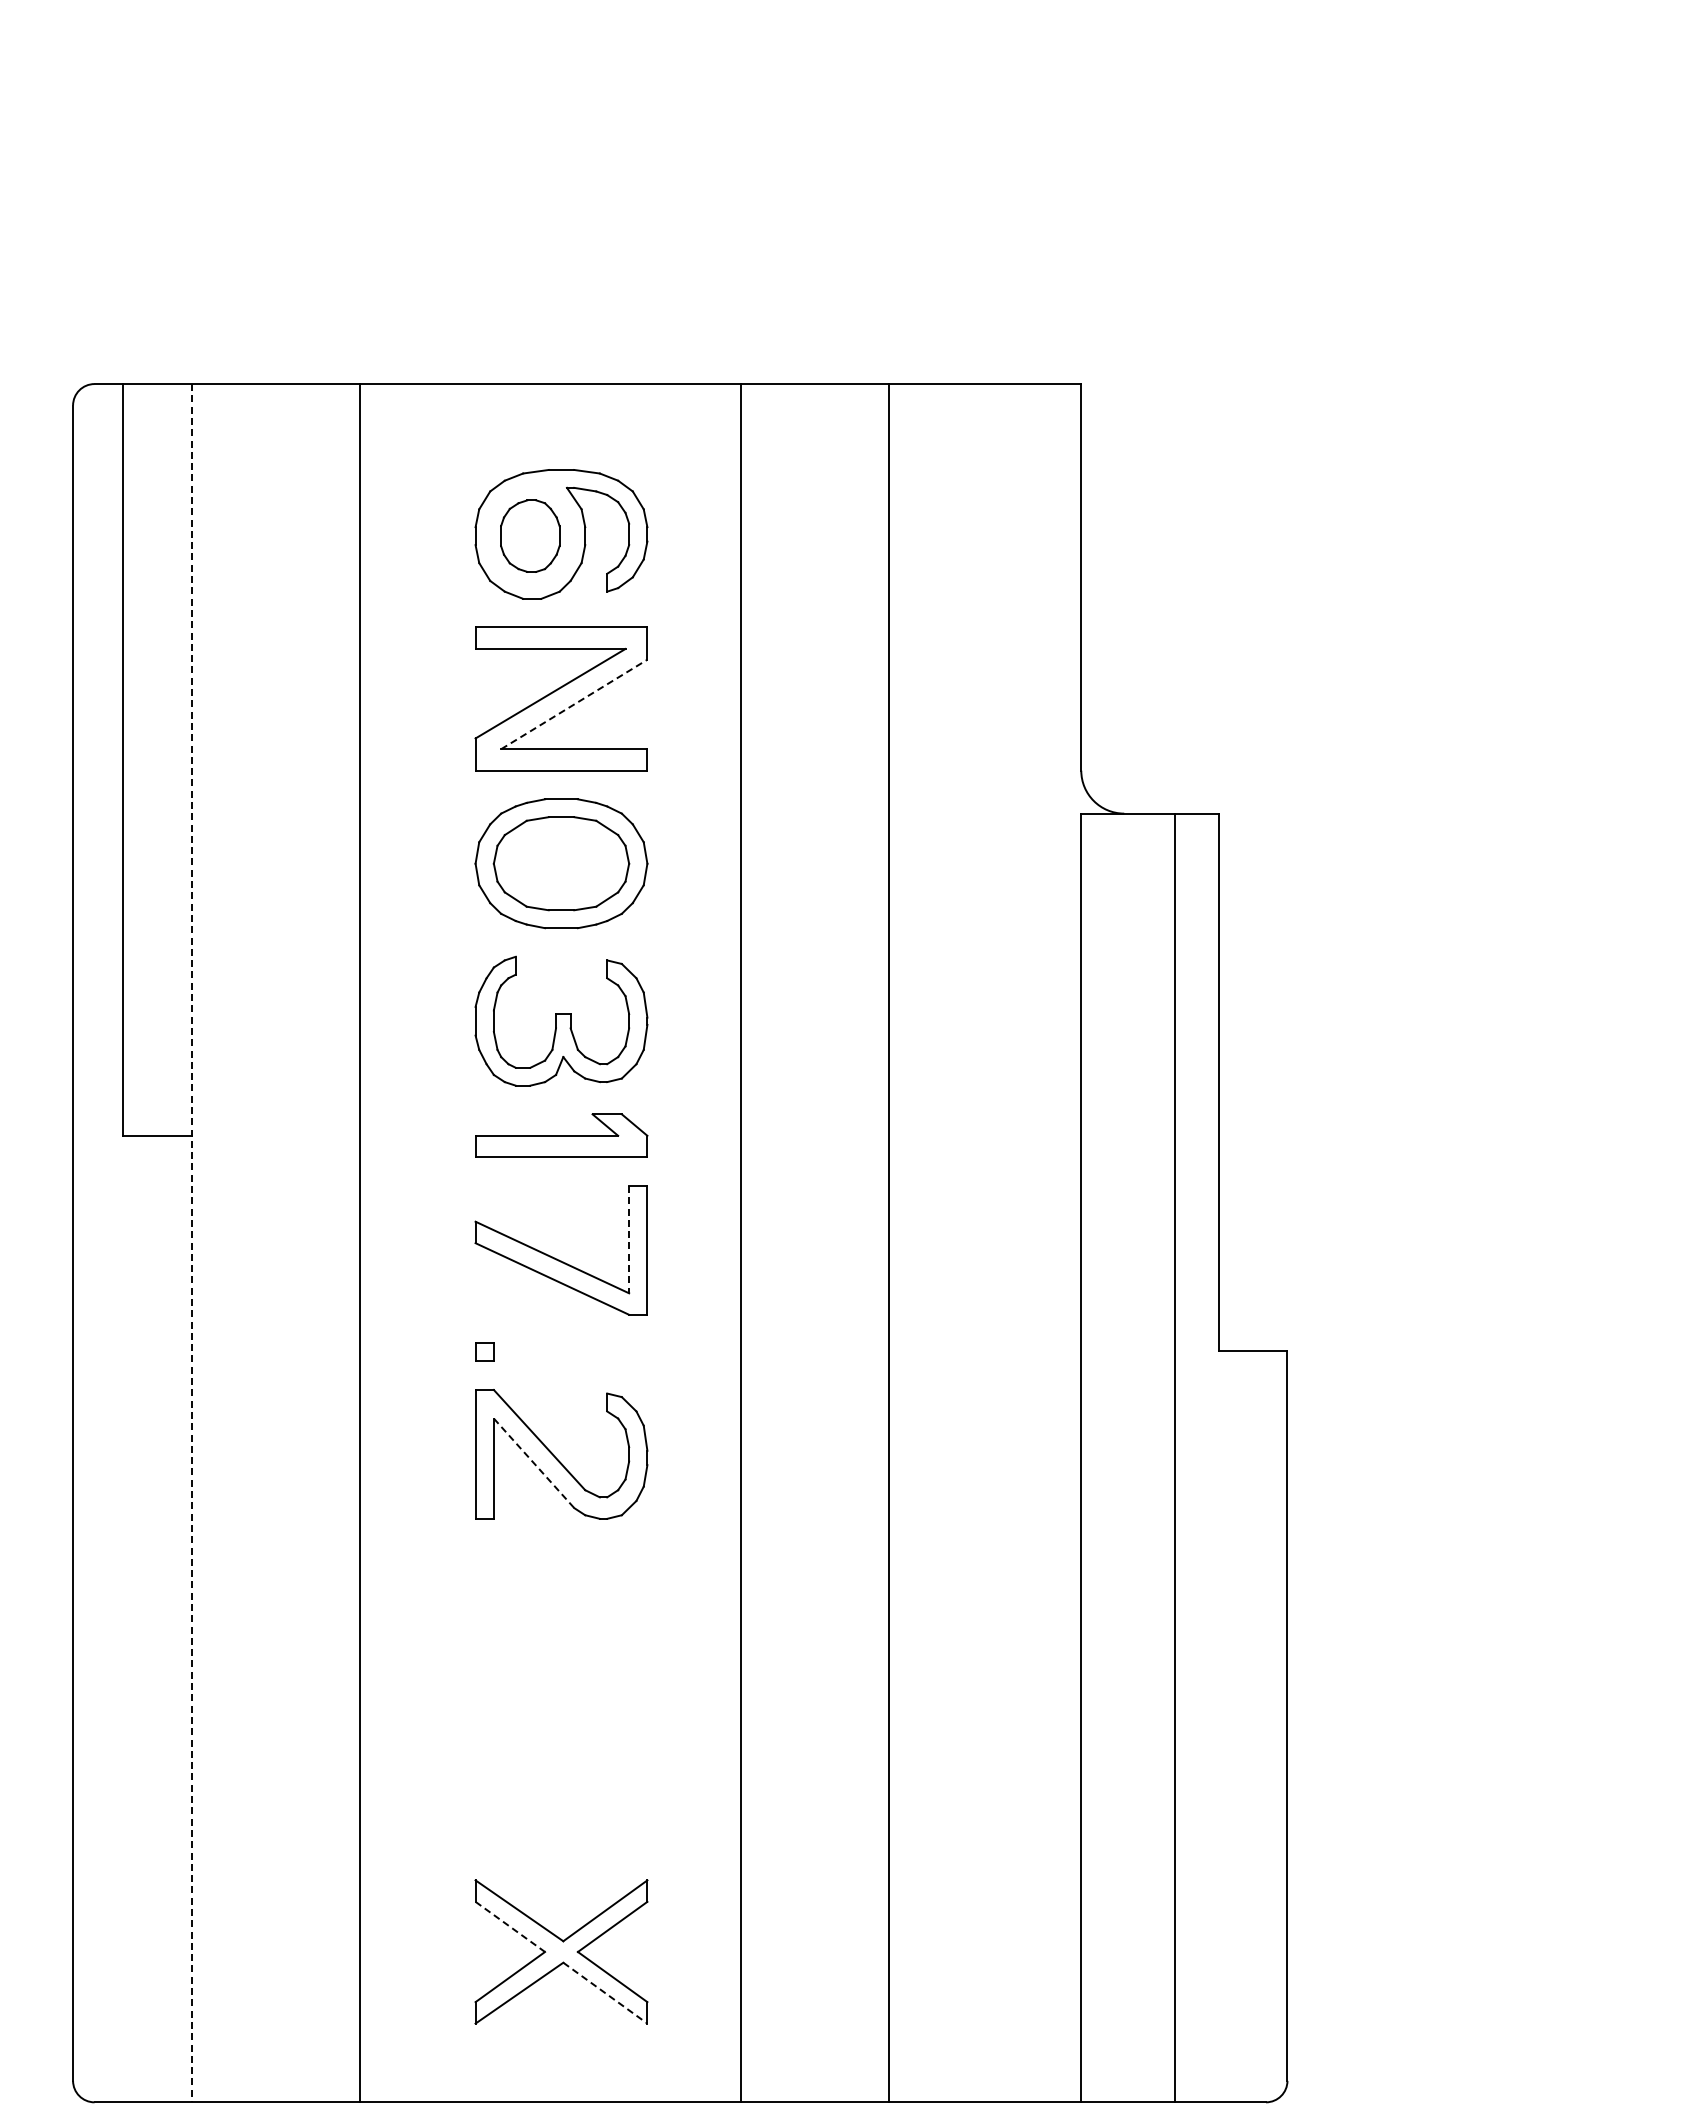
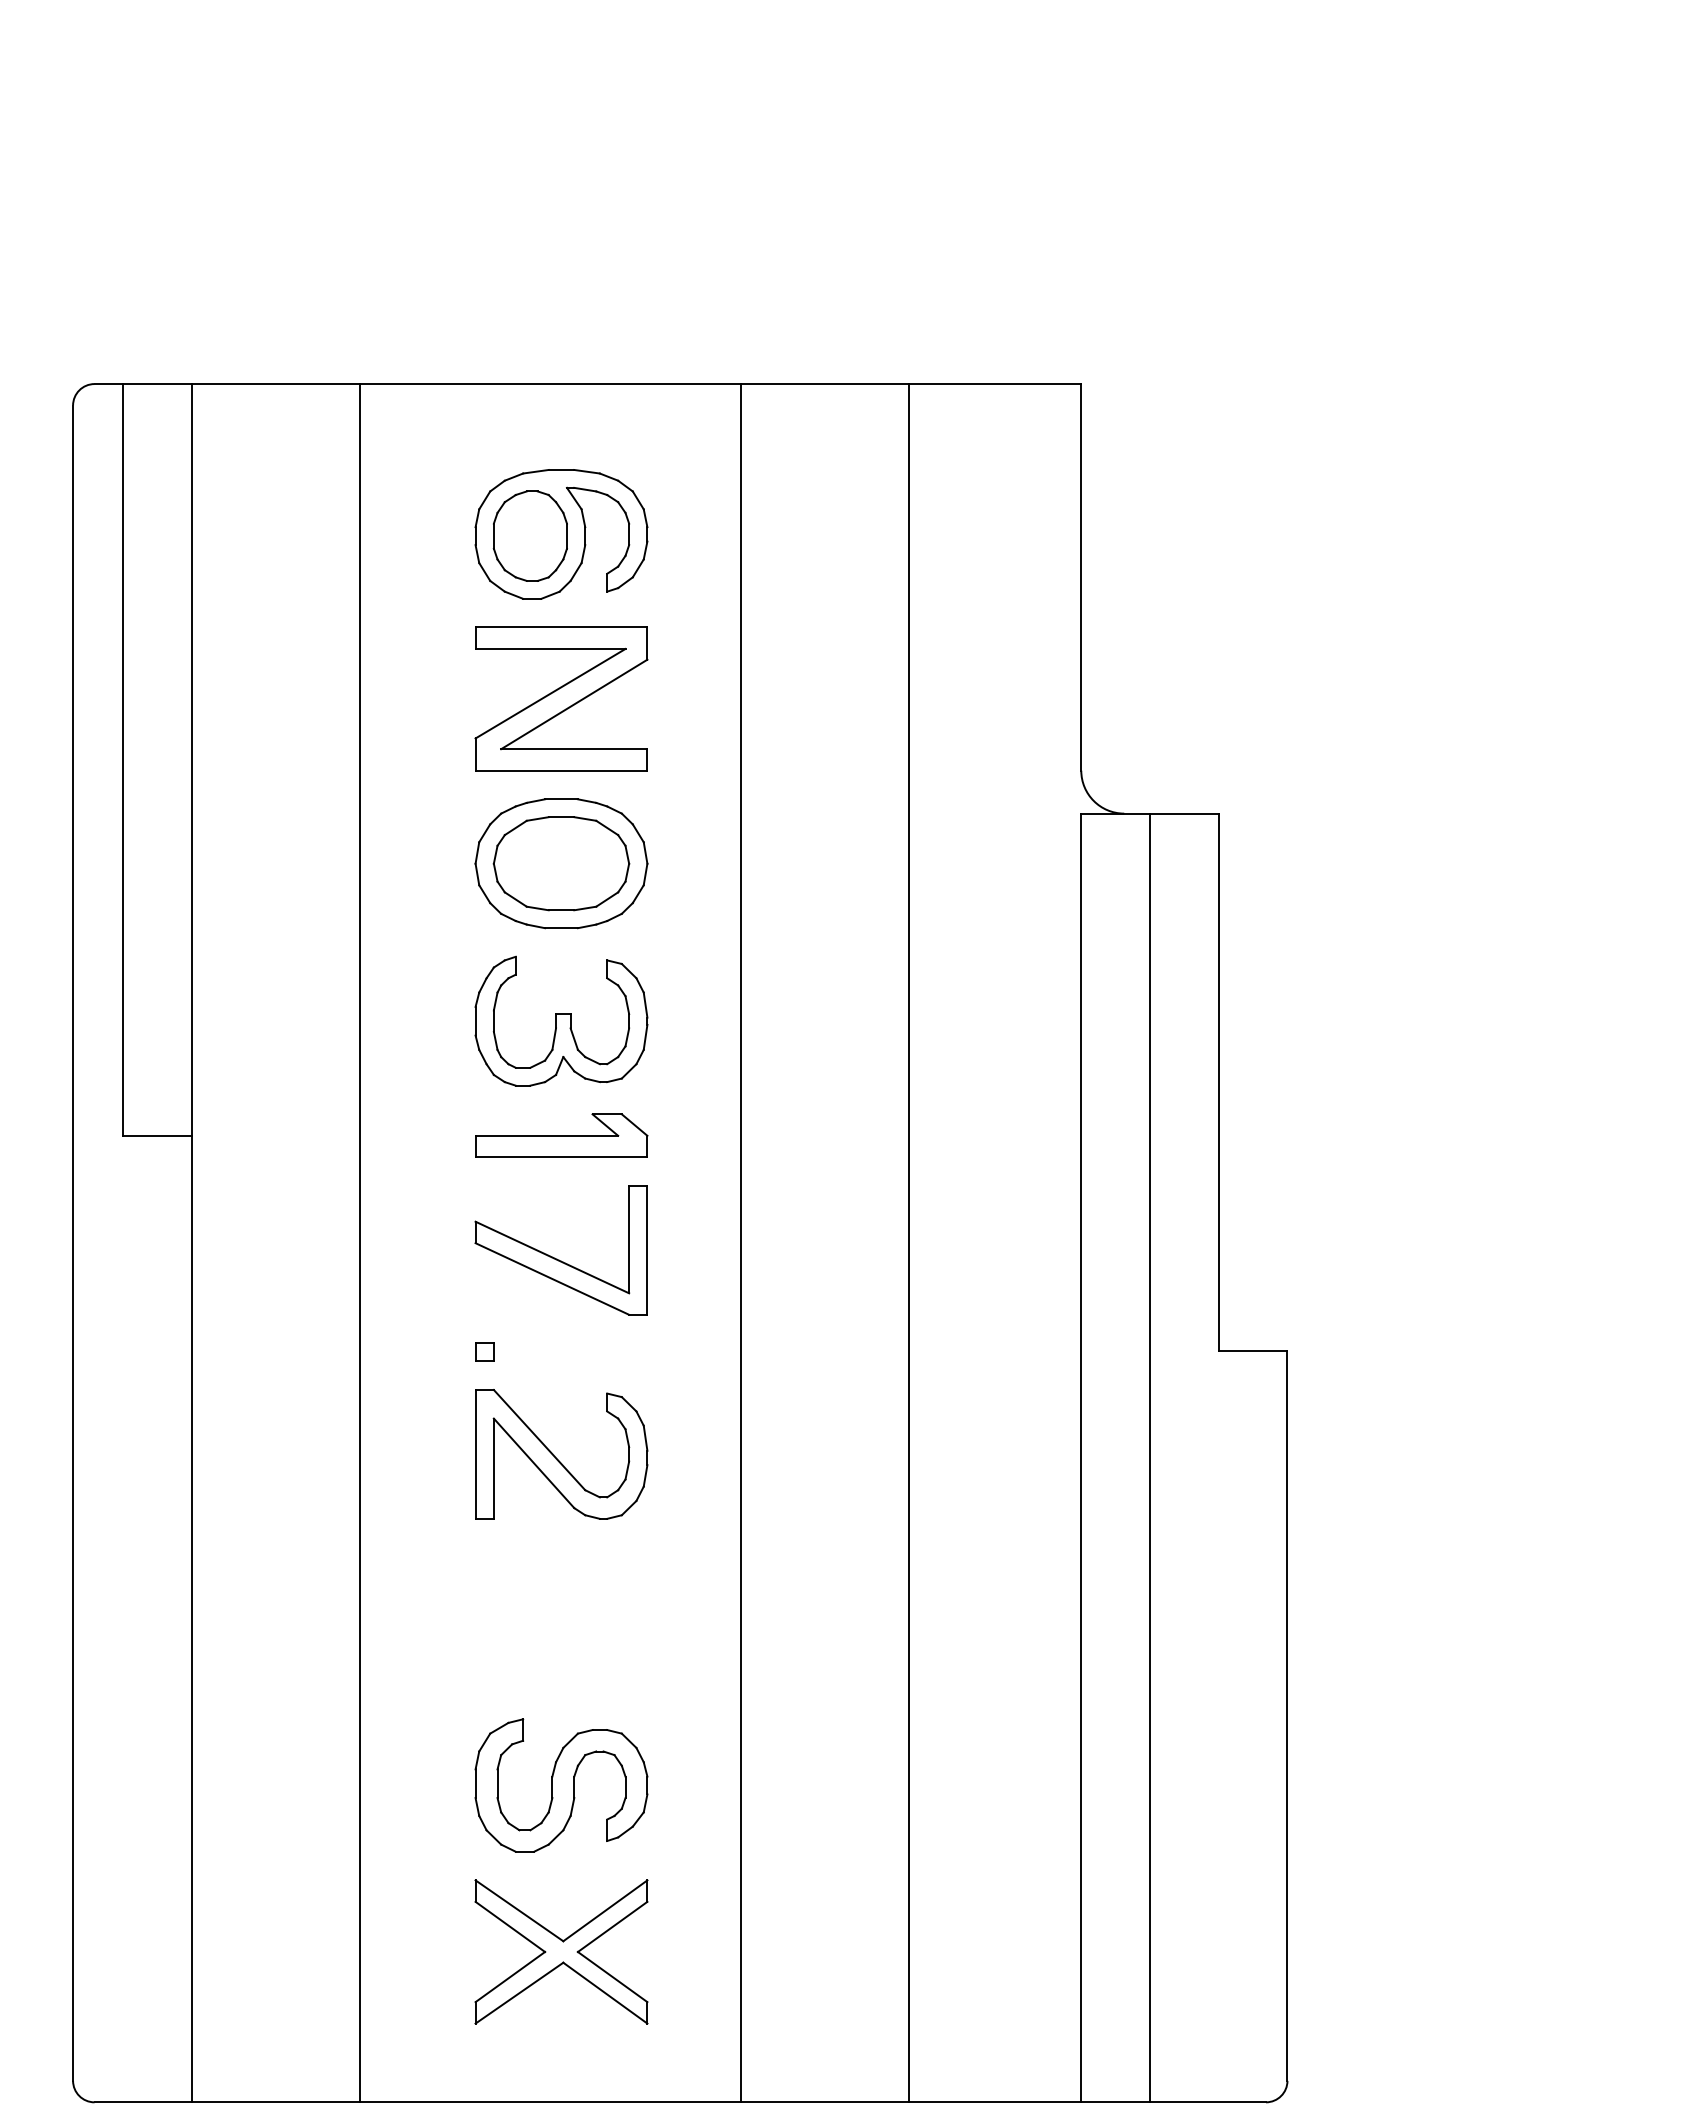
part size: 61x74 px -> 76x92 px (529, 535)
line: dashed -> solid (574, 704)
line: dashed -> solid (629, 1239)
line: dashed -> solid (192, 1243)
line position: (889, 1243) -> (909, 1243) (909, 1243)
line position: (1175, 1457) -> (1150, 1457) (1150, 1457)
line: dashed -> solid (534, 1463)
part: none -> present (561, 1785)
line: dashed -> solid (510, 1926)
line: dashed -> solid (605, 1993)
